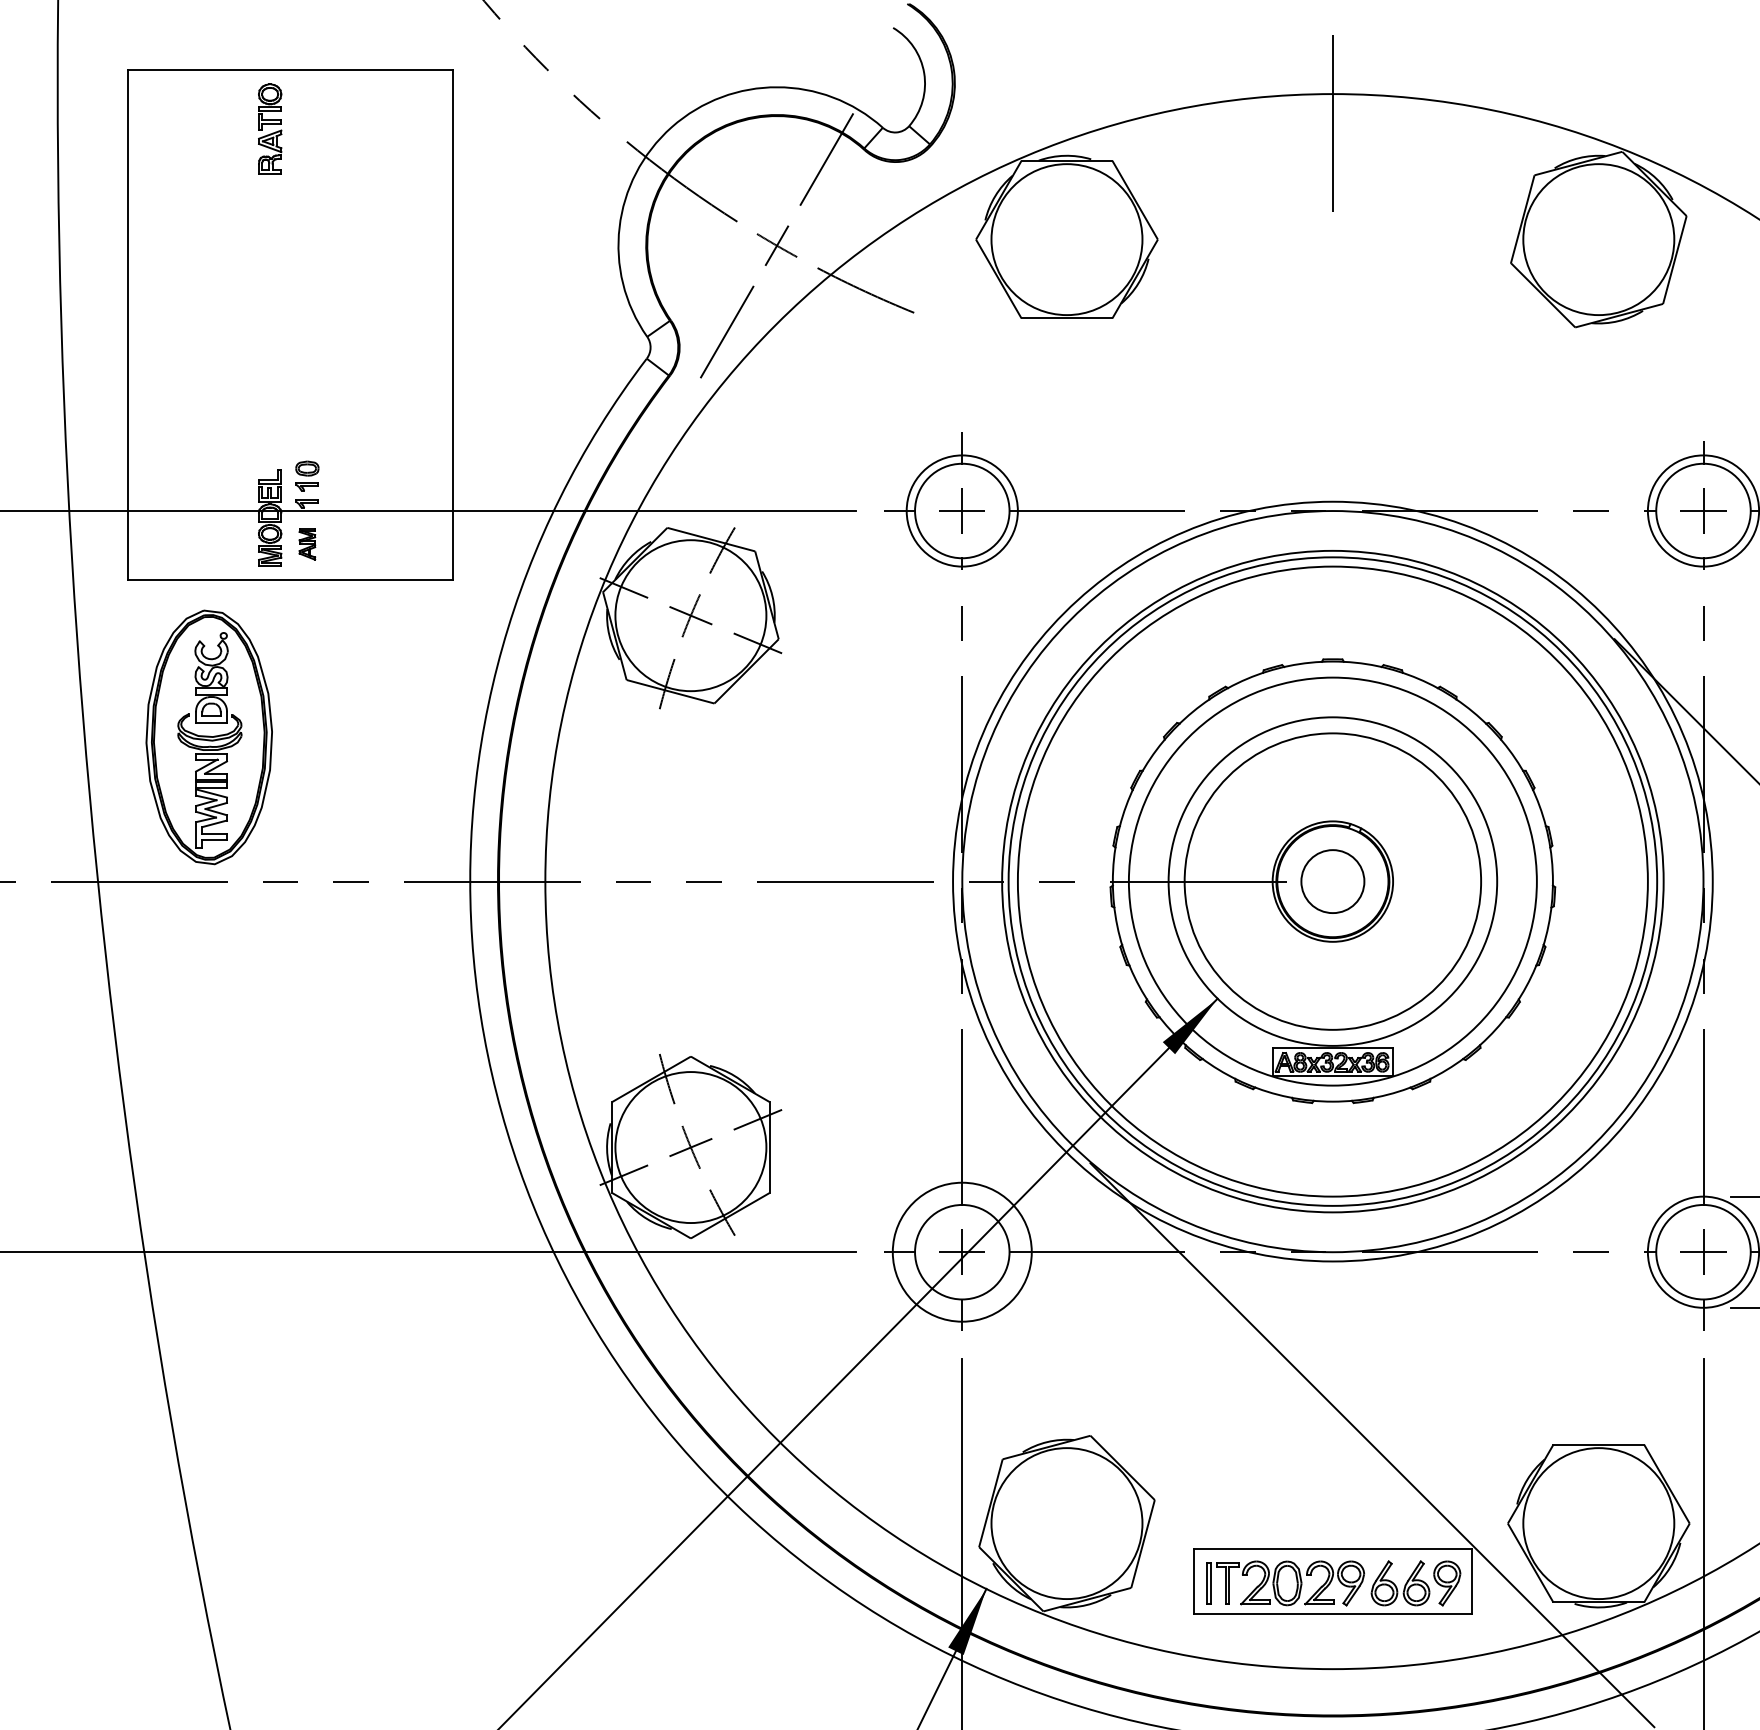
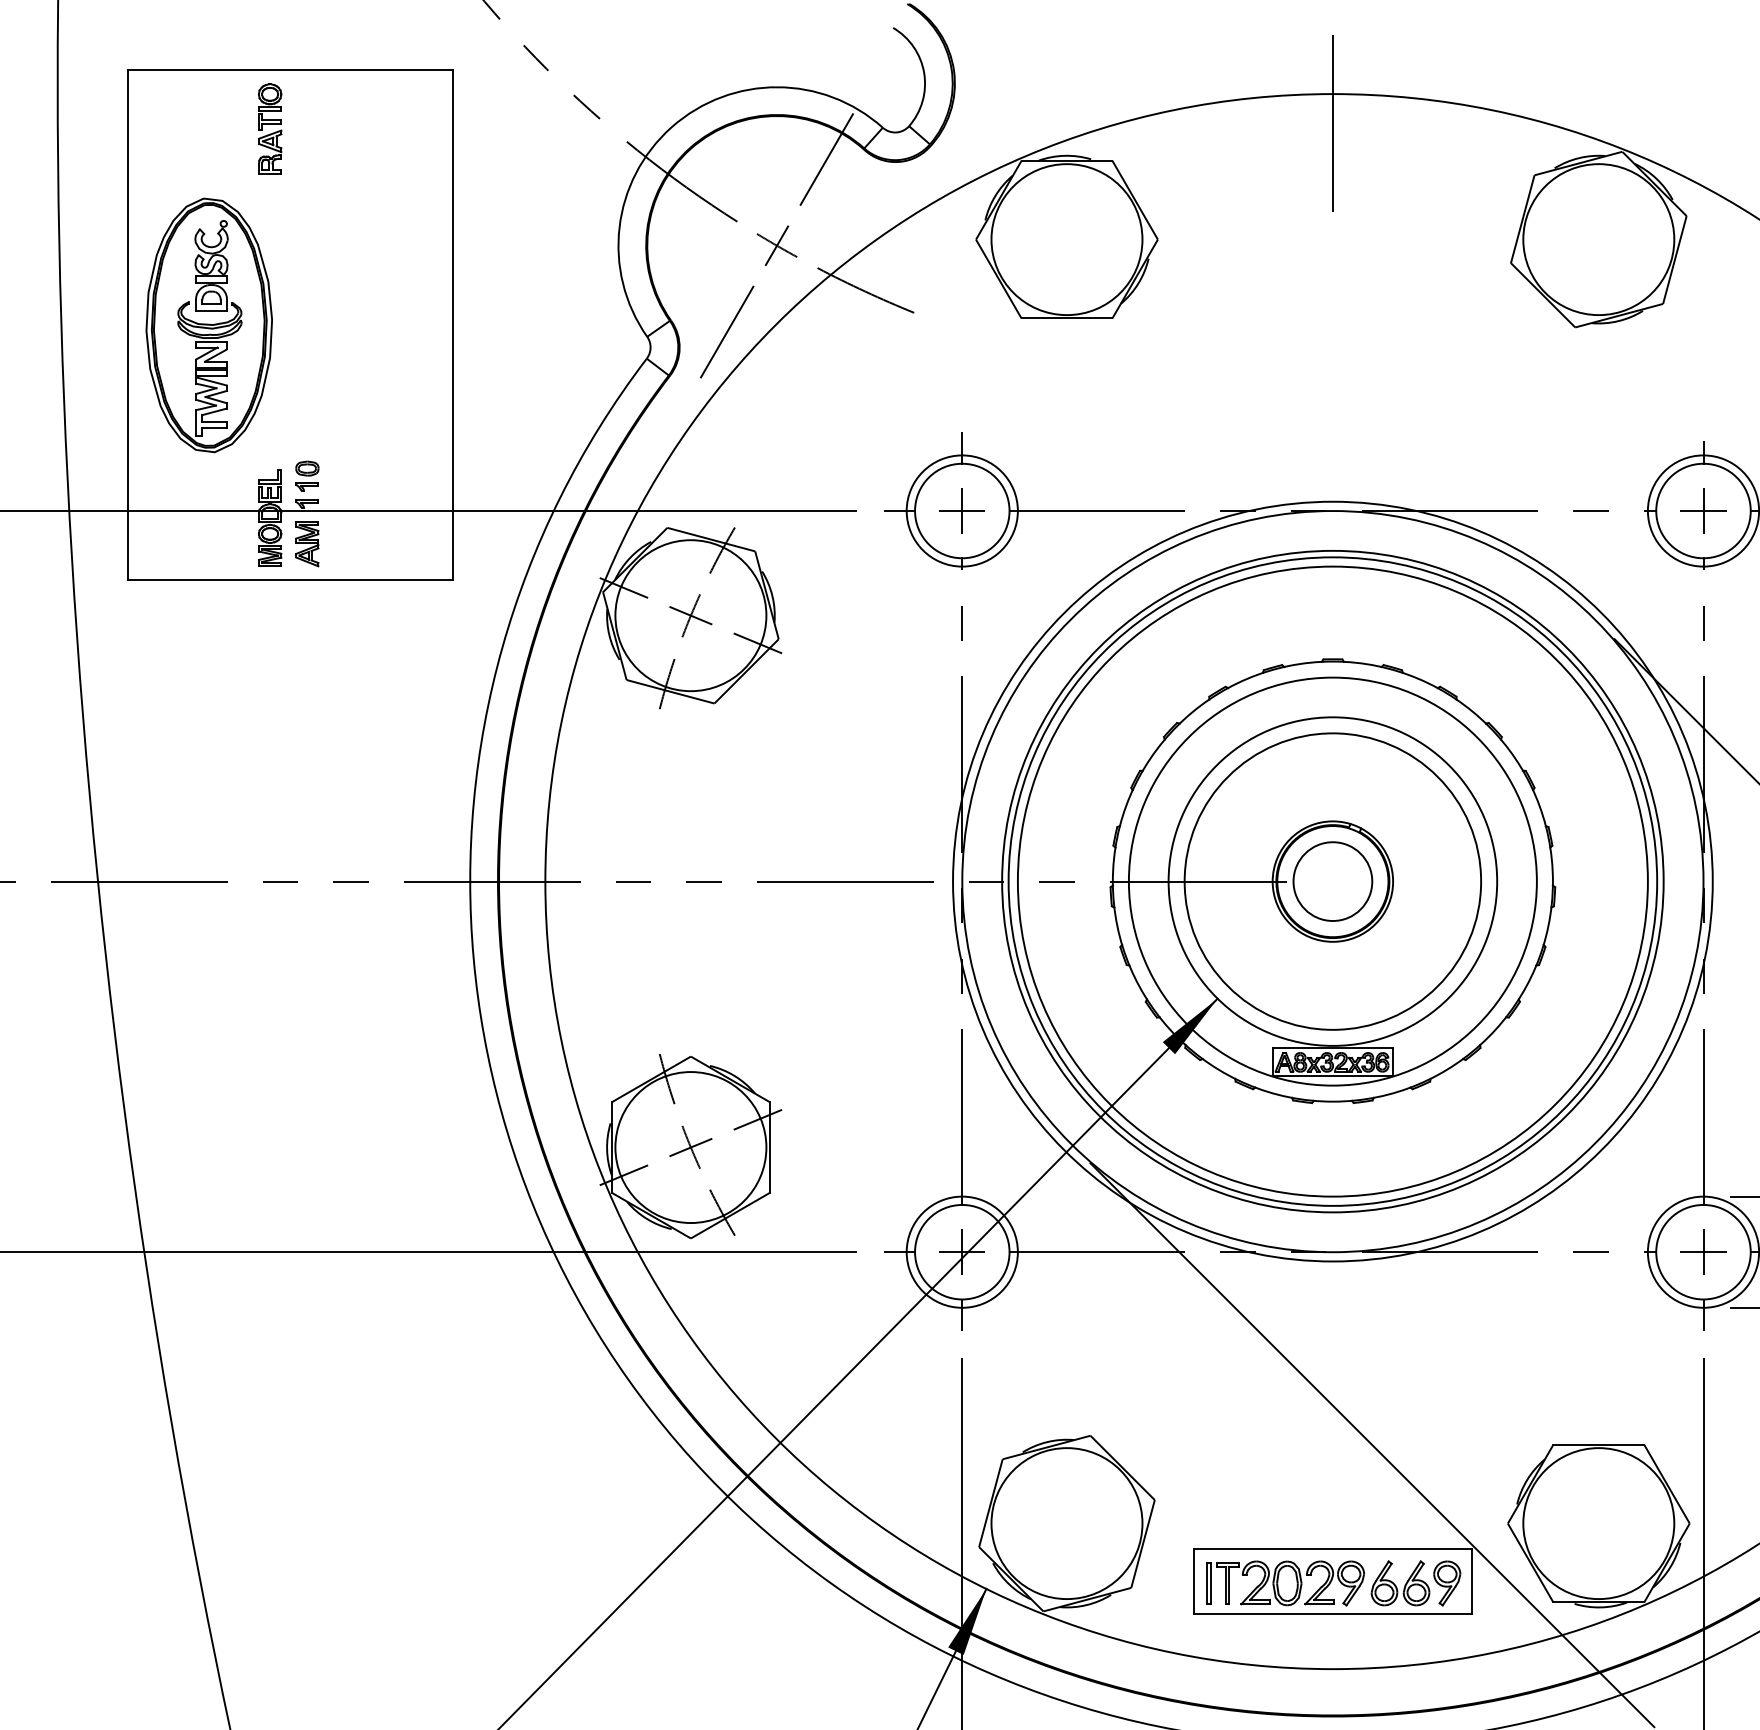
part size: 19x33 px -> 25x47 px (307, 544)
part position: (208, 737) -> (208, 325) (208, 325)
circle diameter: 63 px -> 79 px (1332, 881)
circle diameter: 139 px -> 111 px (961, 1251)
